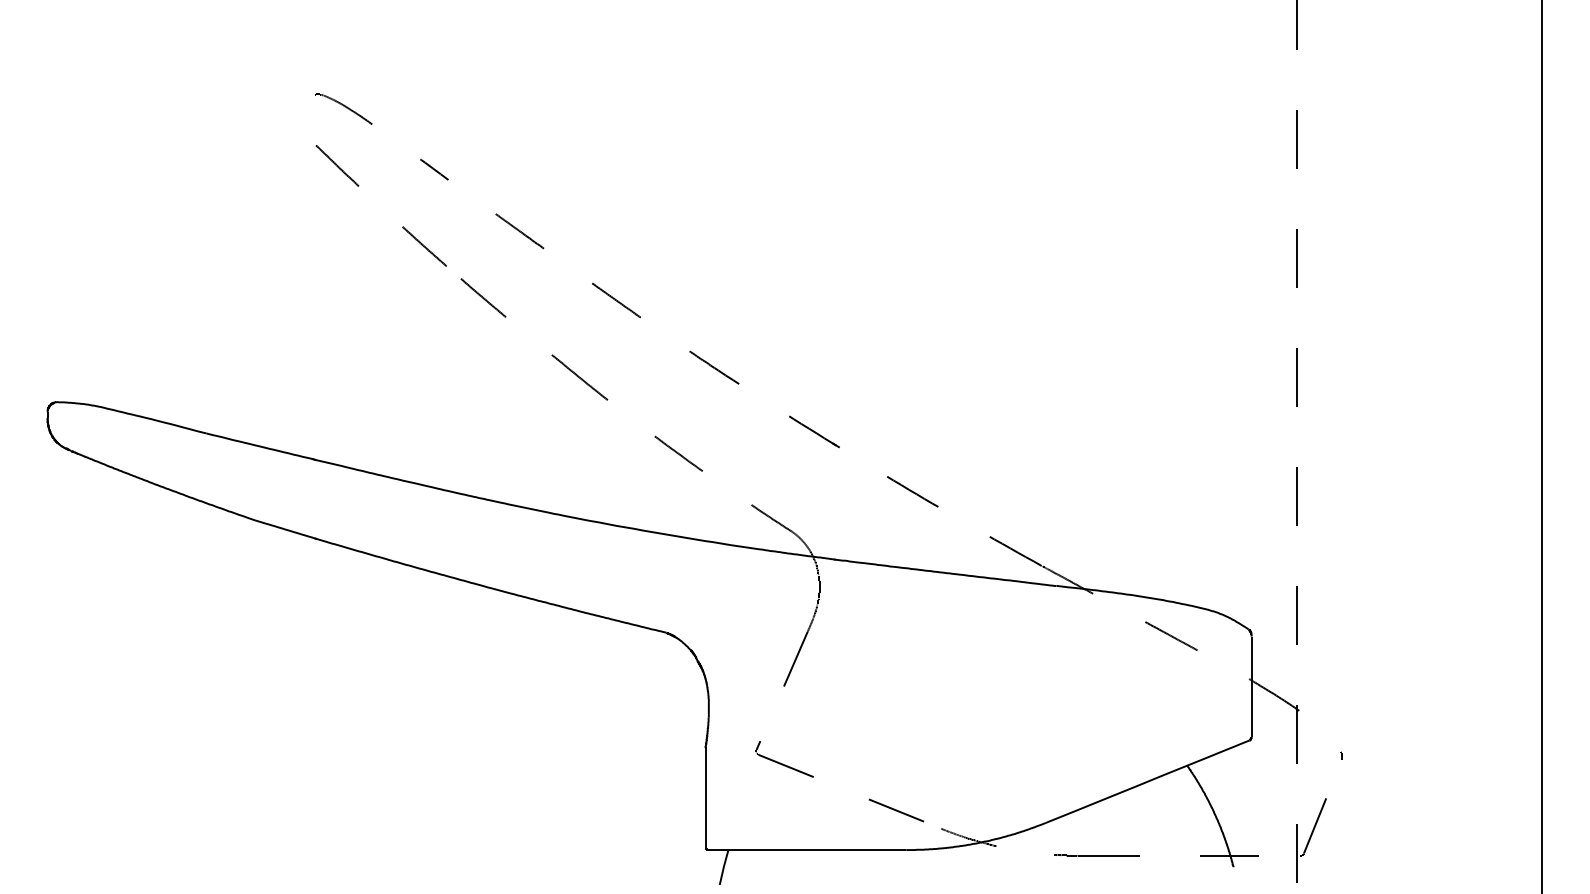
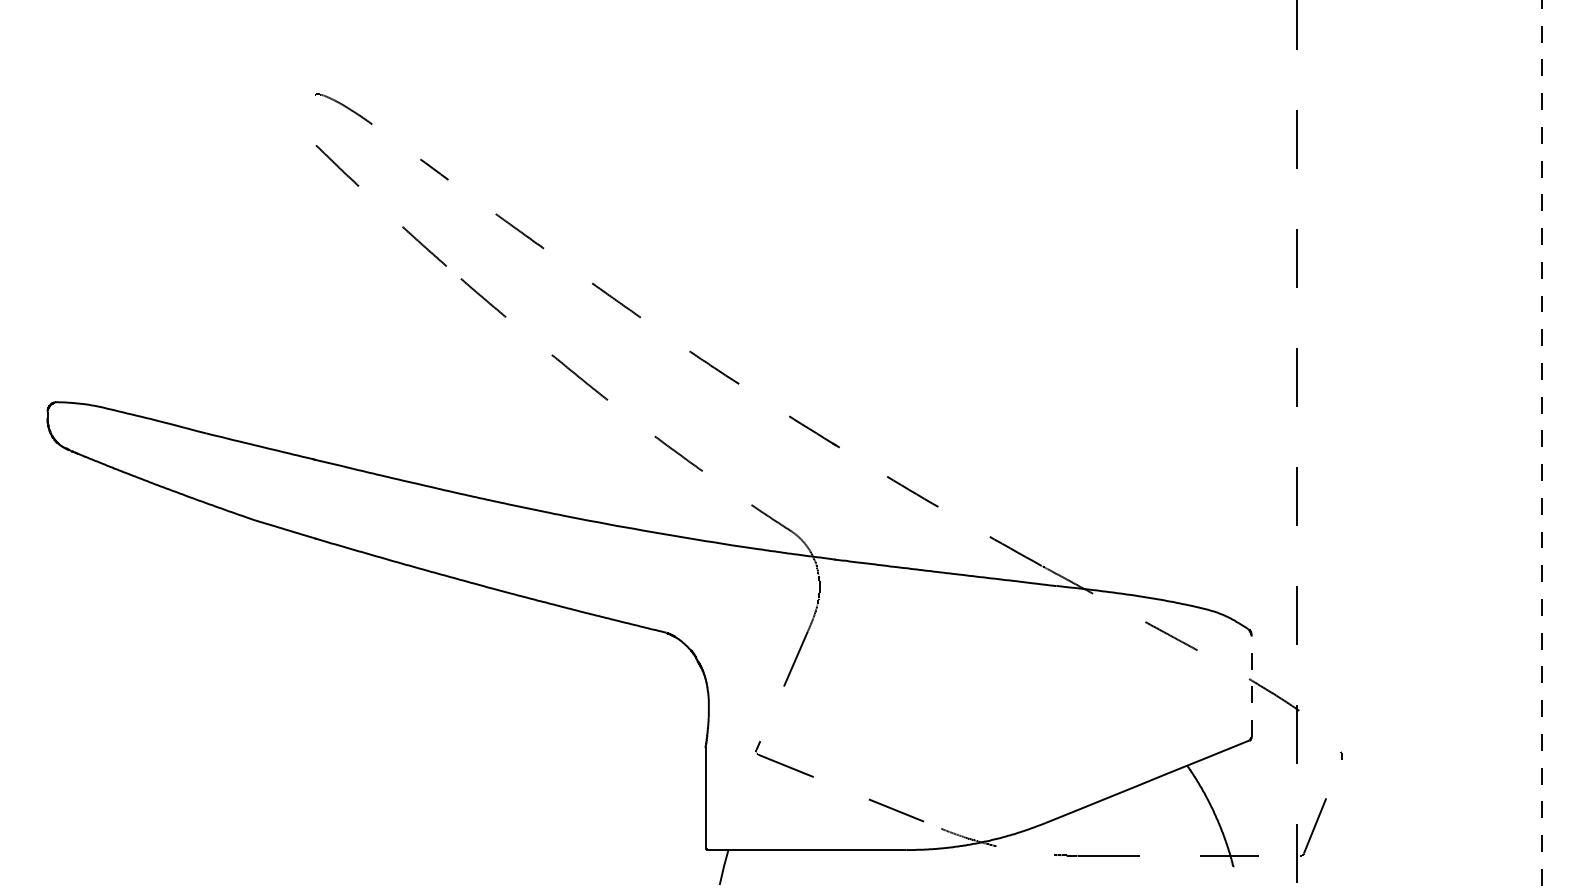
line: solid -> dashed (1542, 447)
line: solid -> dashed (1251, 686)
